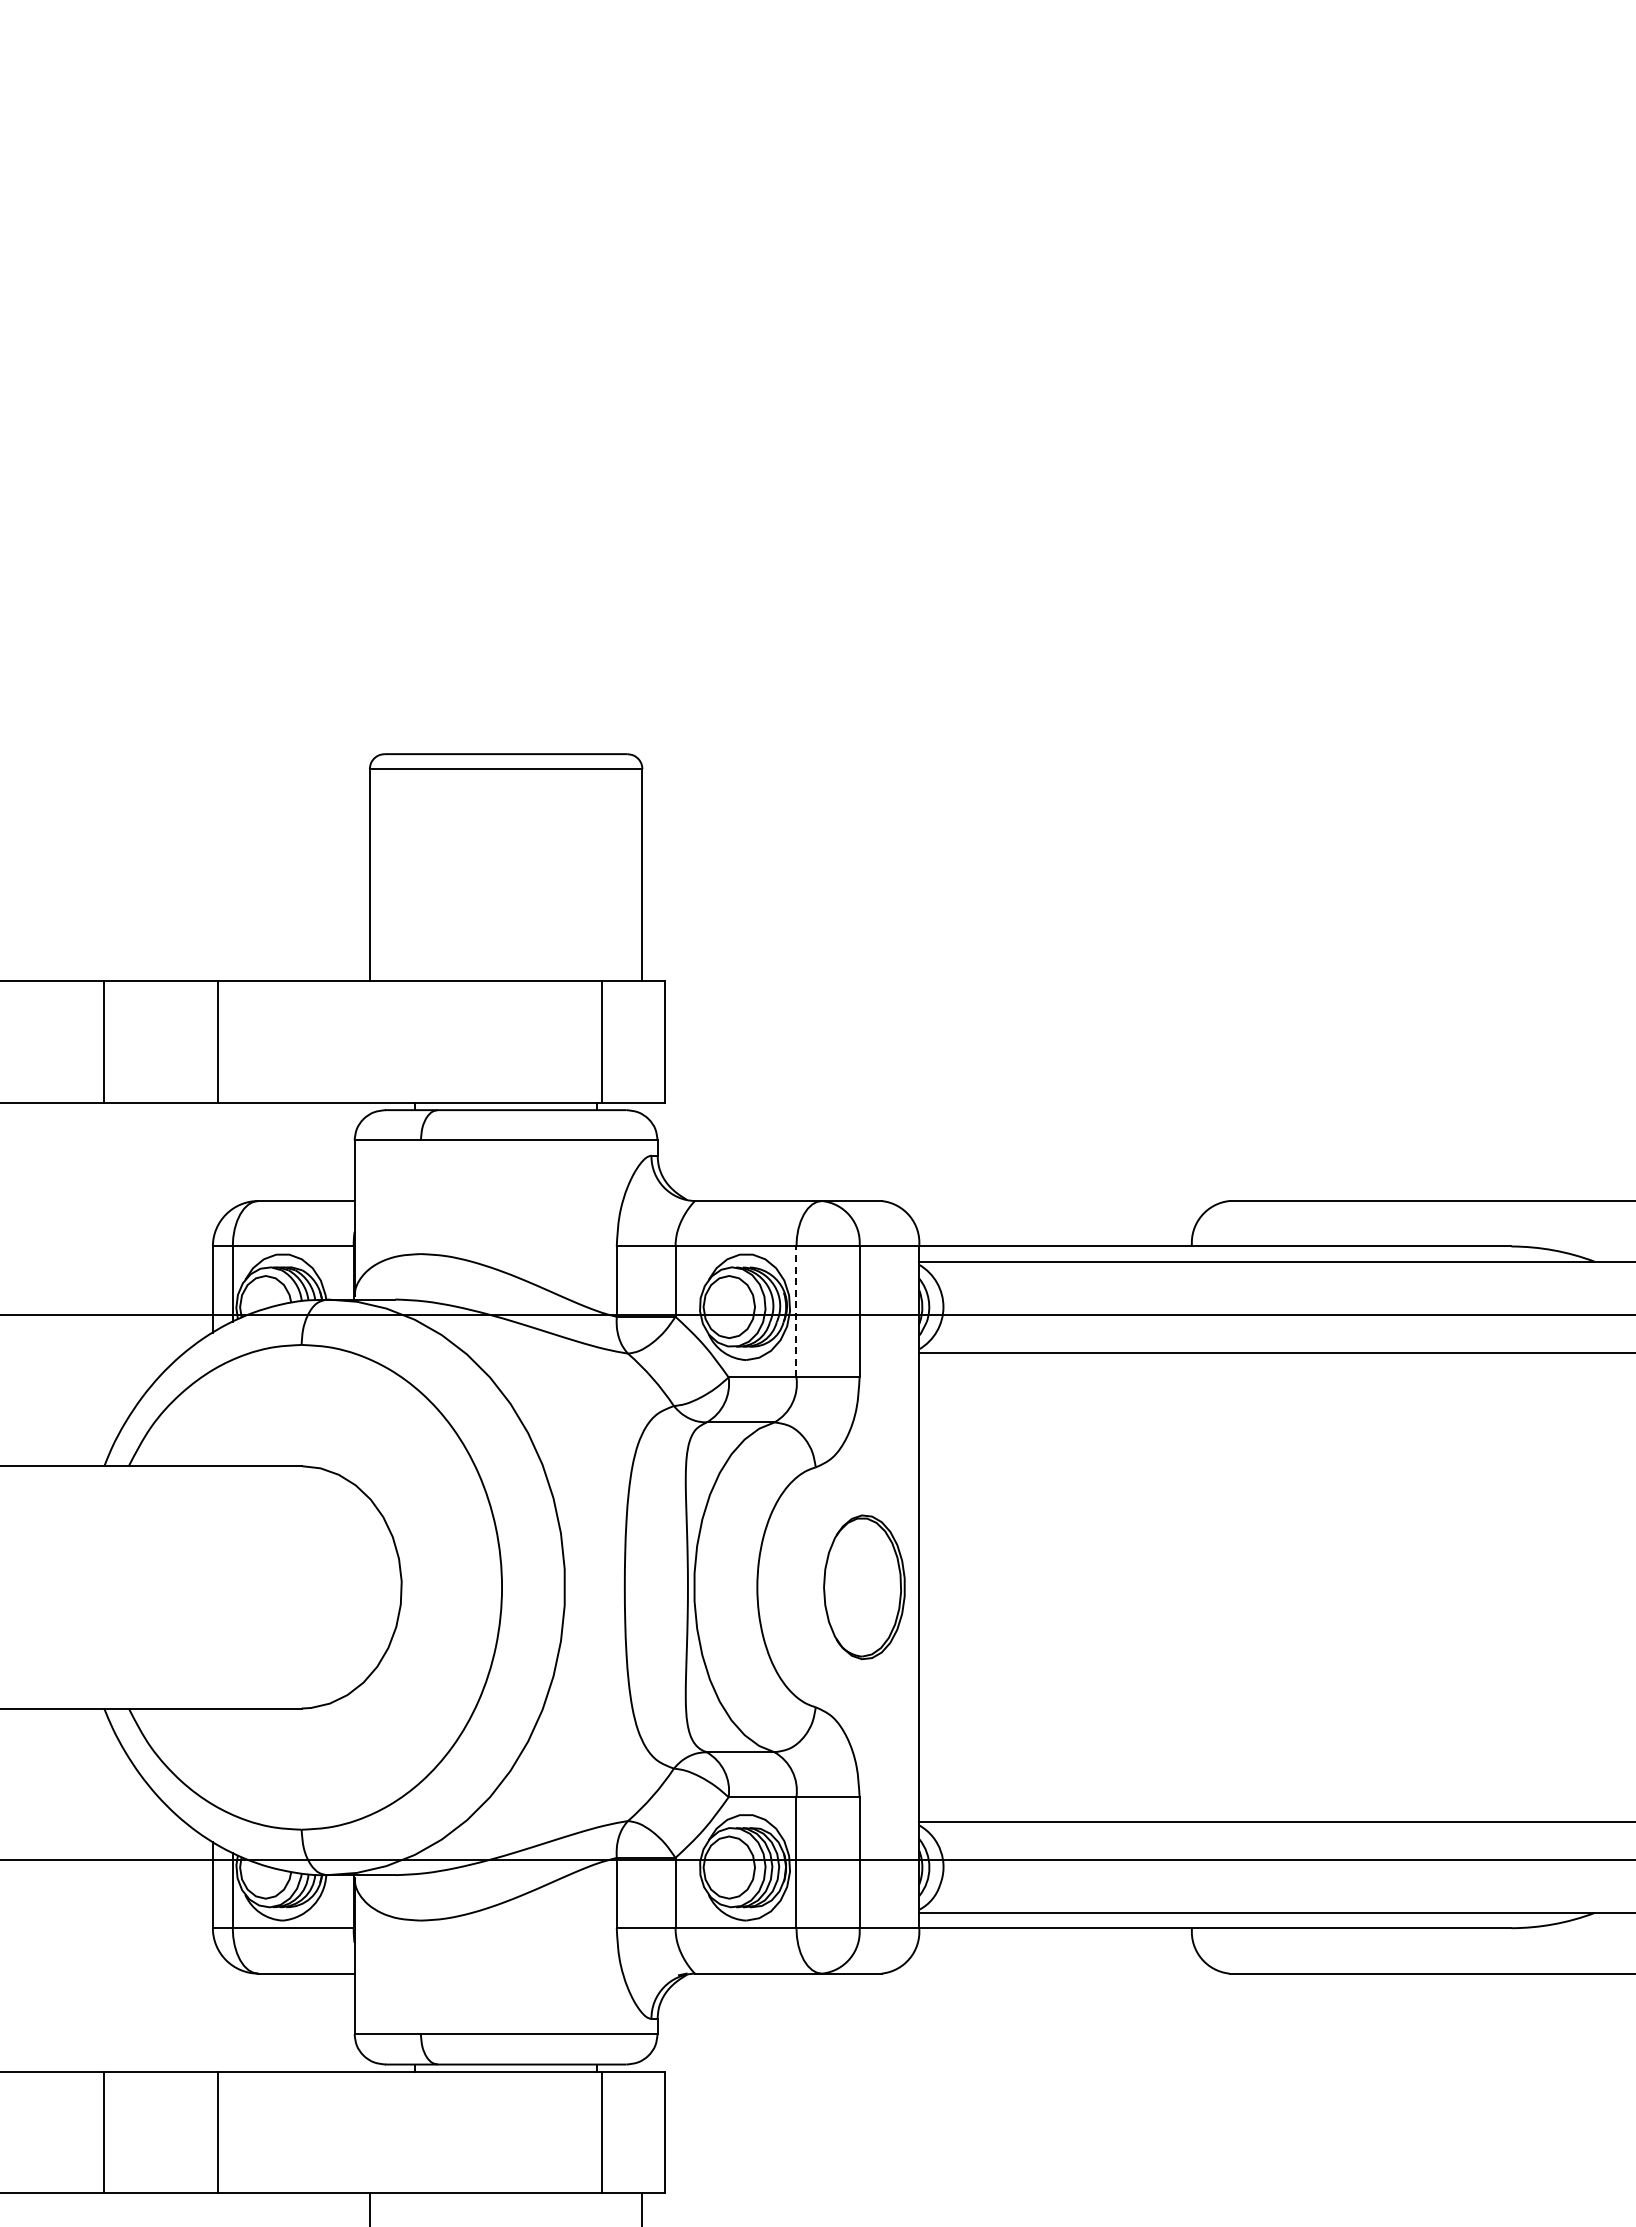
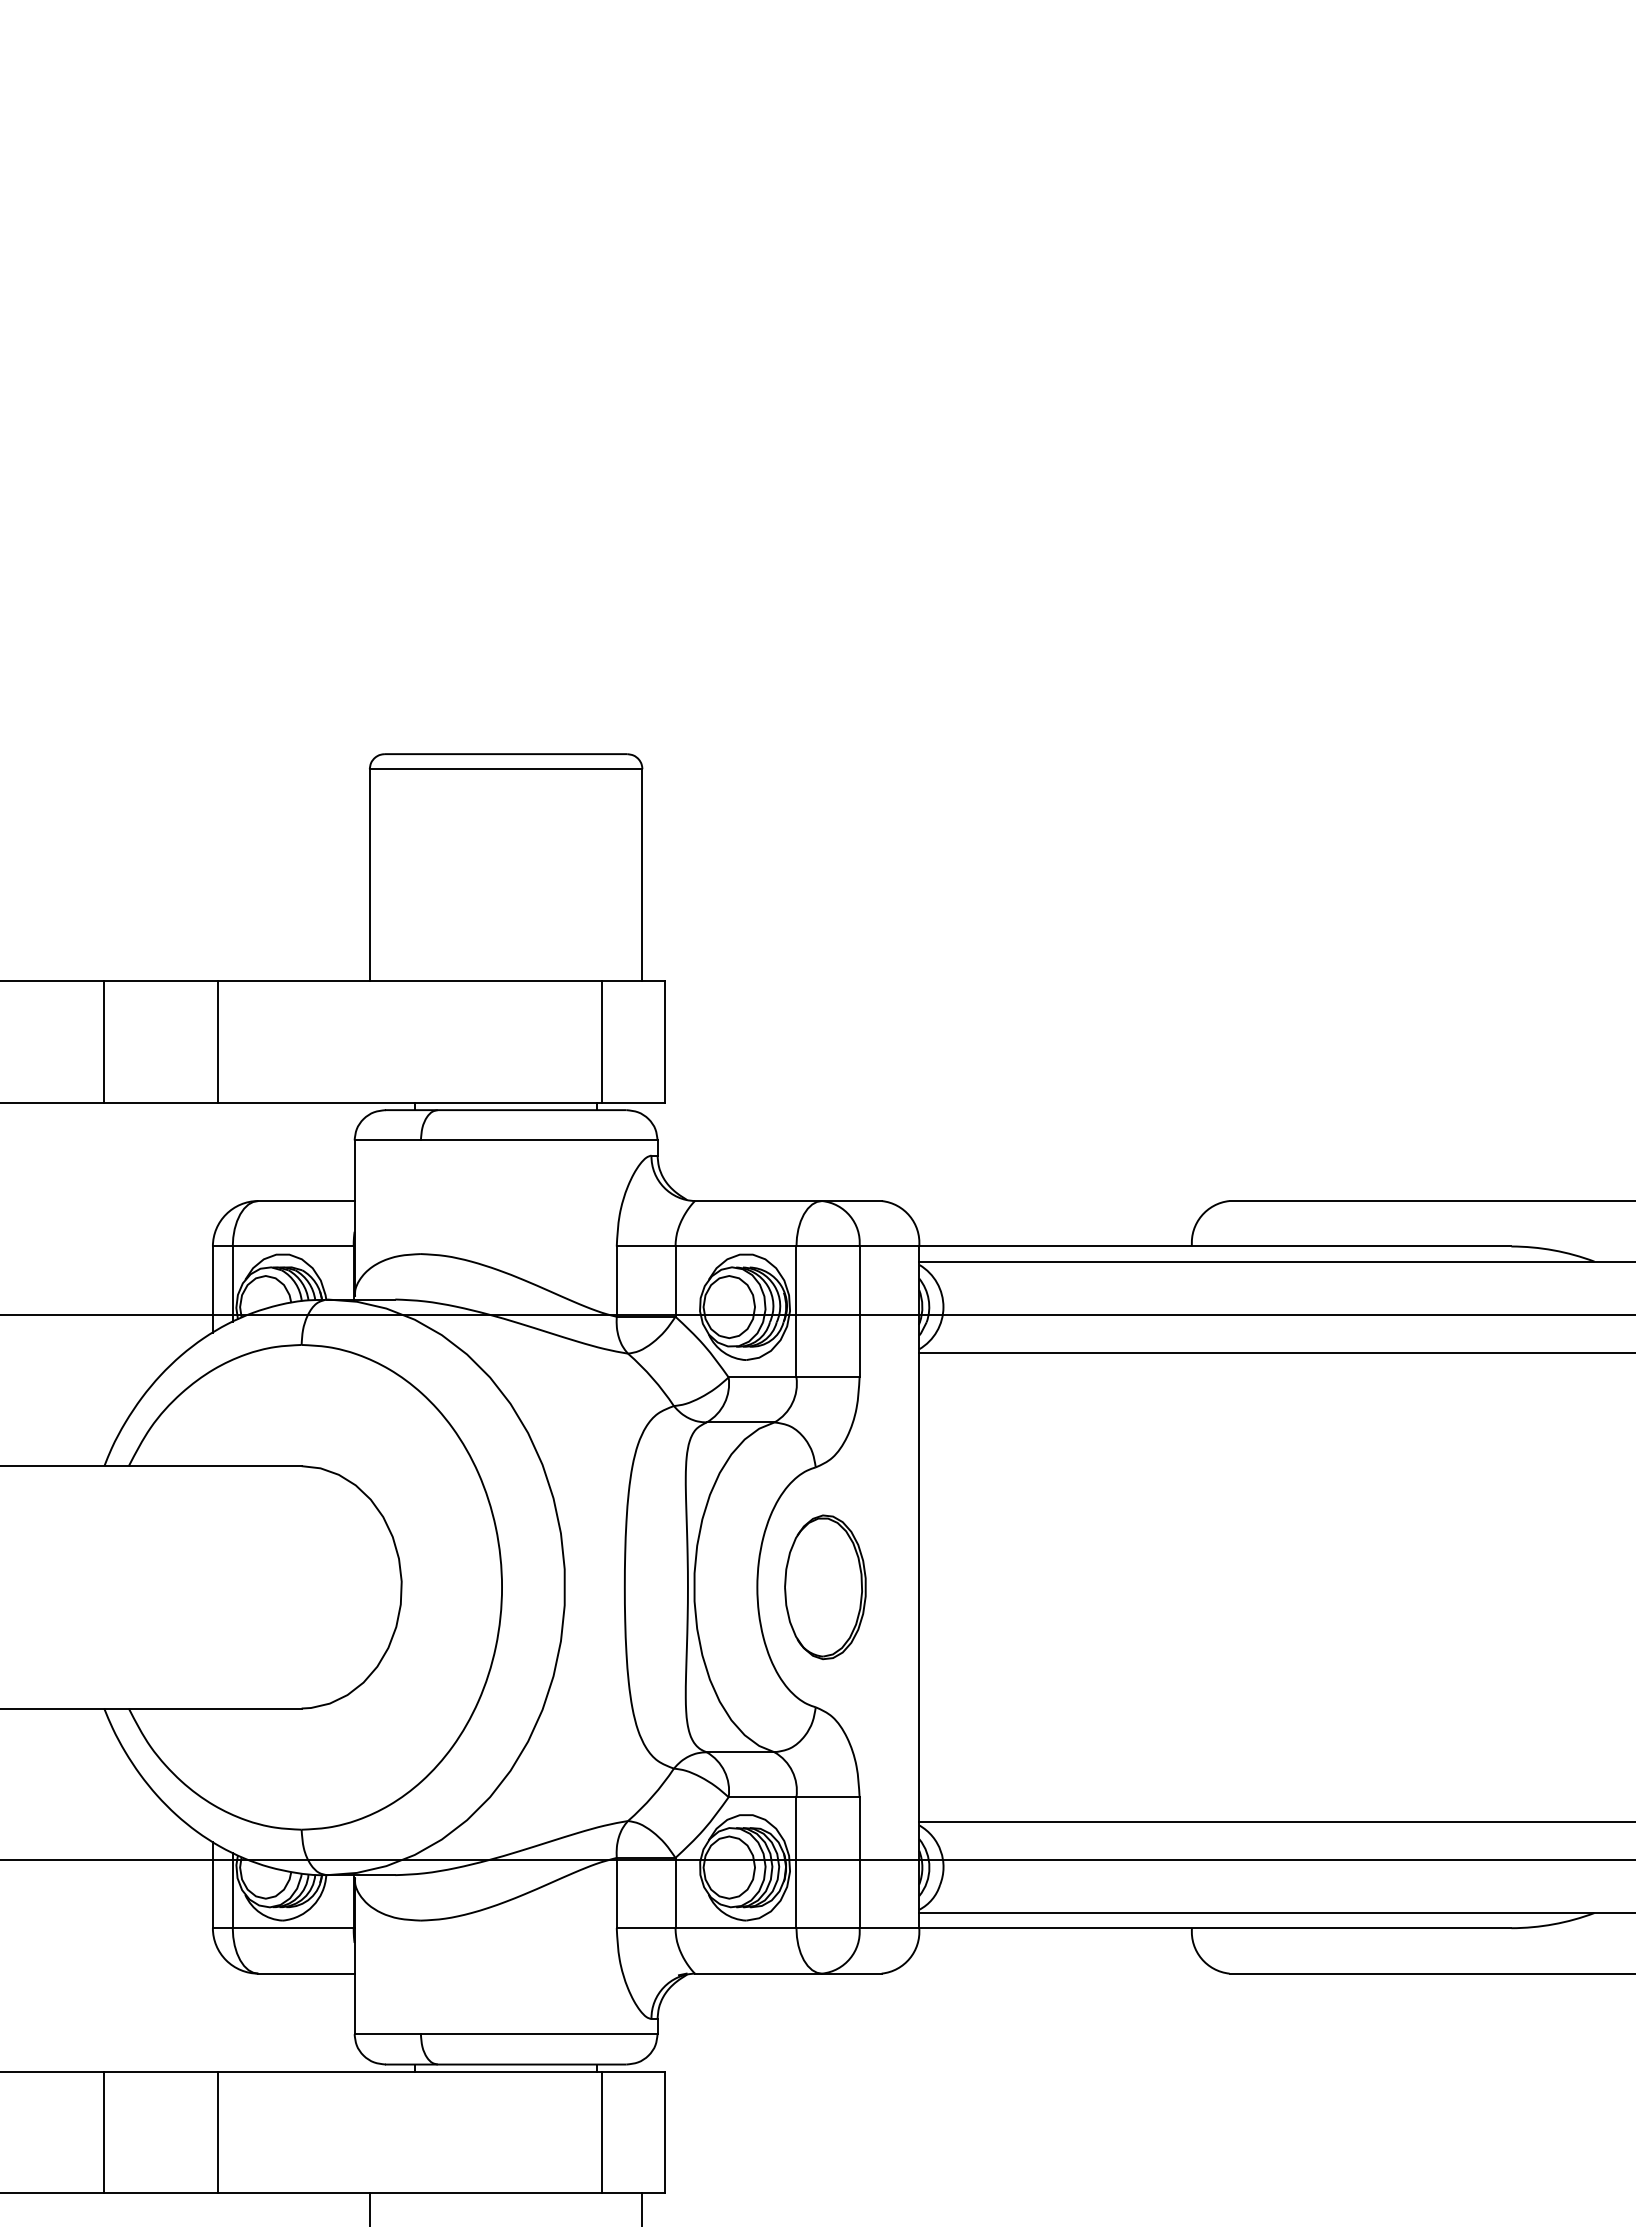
line: dashed -> solid (796, 1311)
part position: (864, 1587) -> (825, 1587) (825, 1587)
